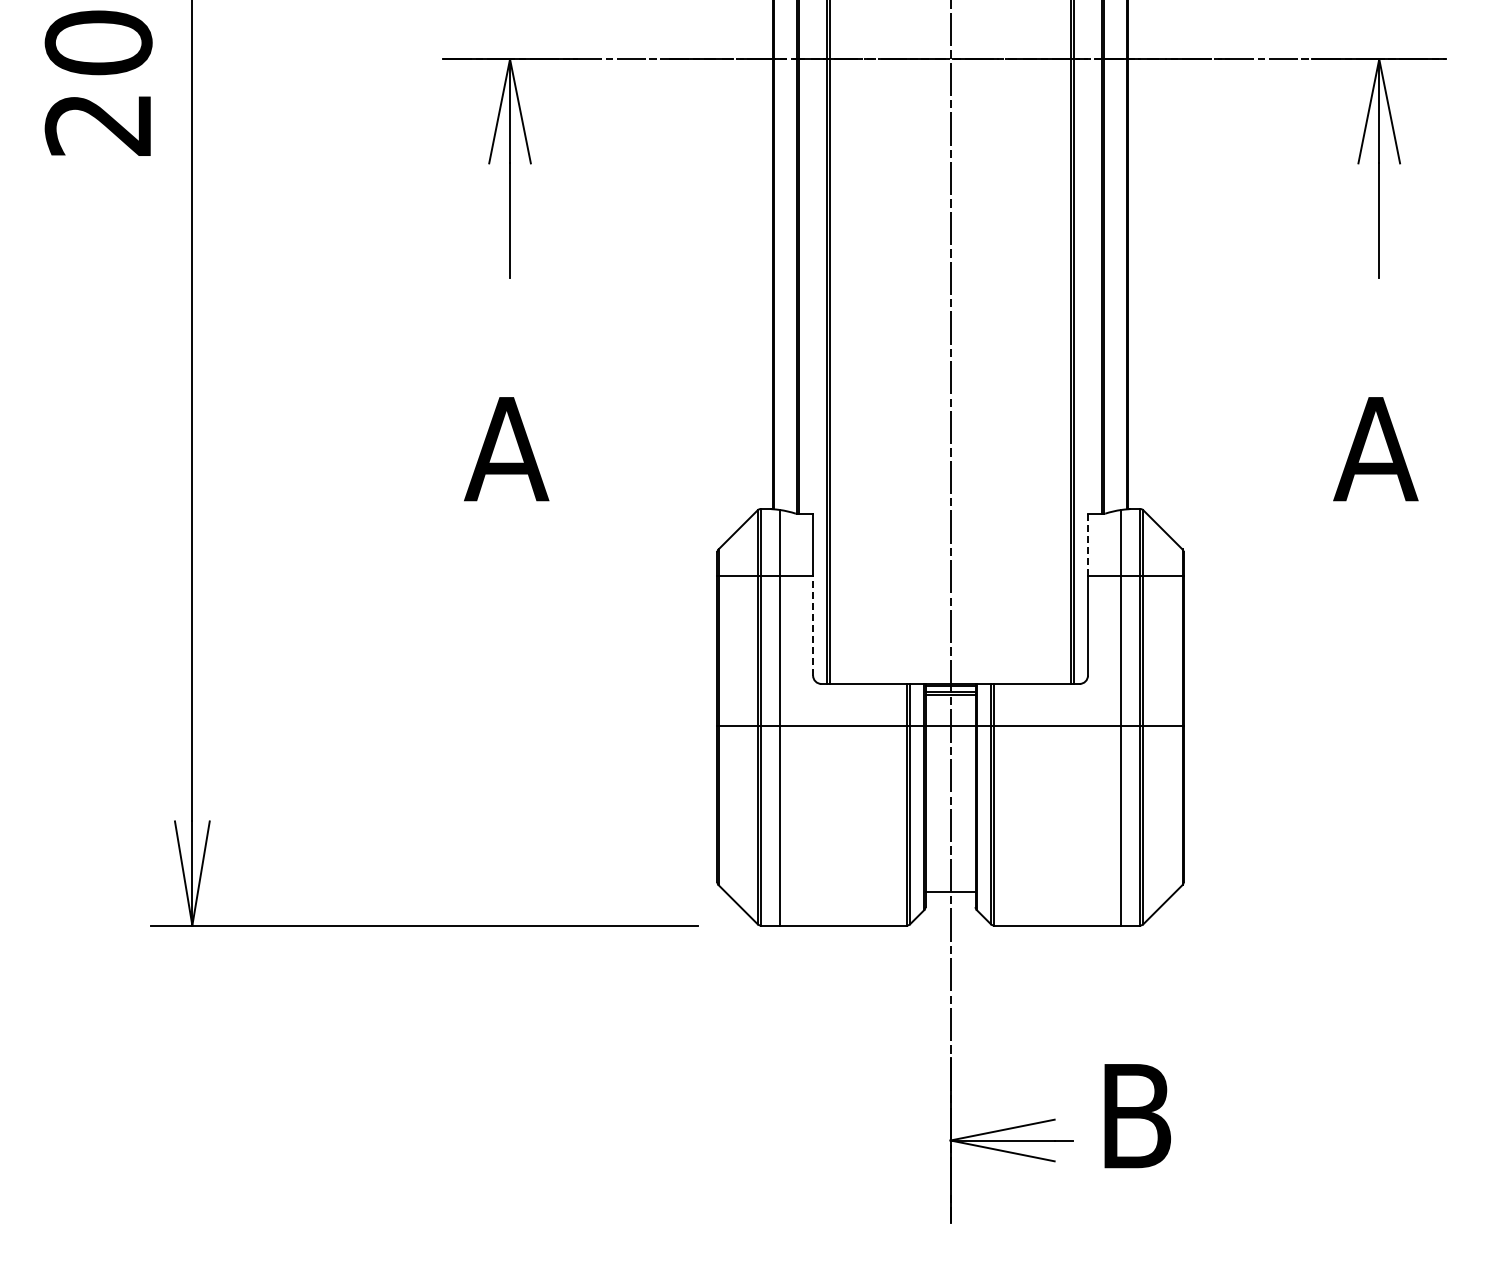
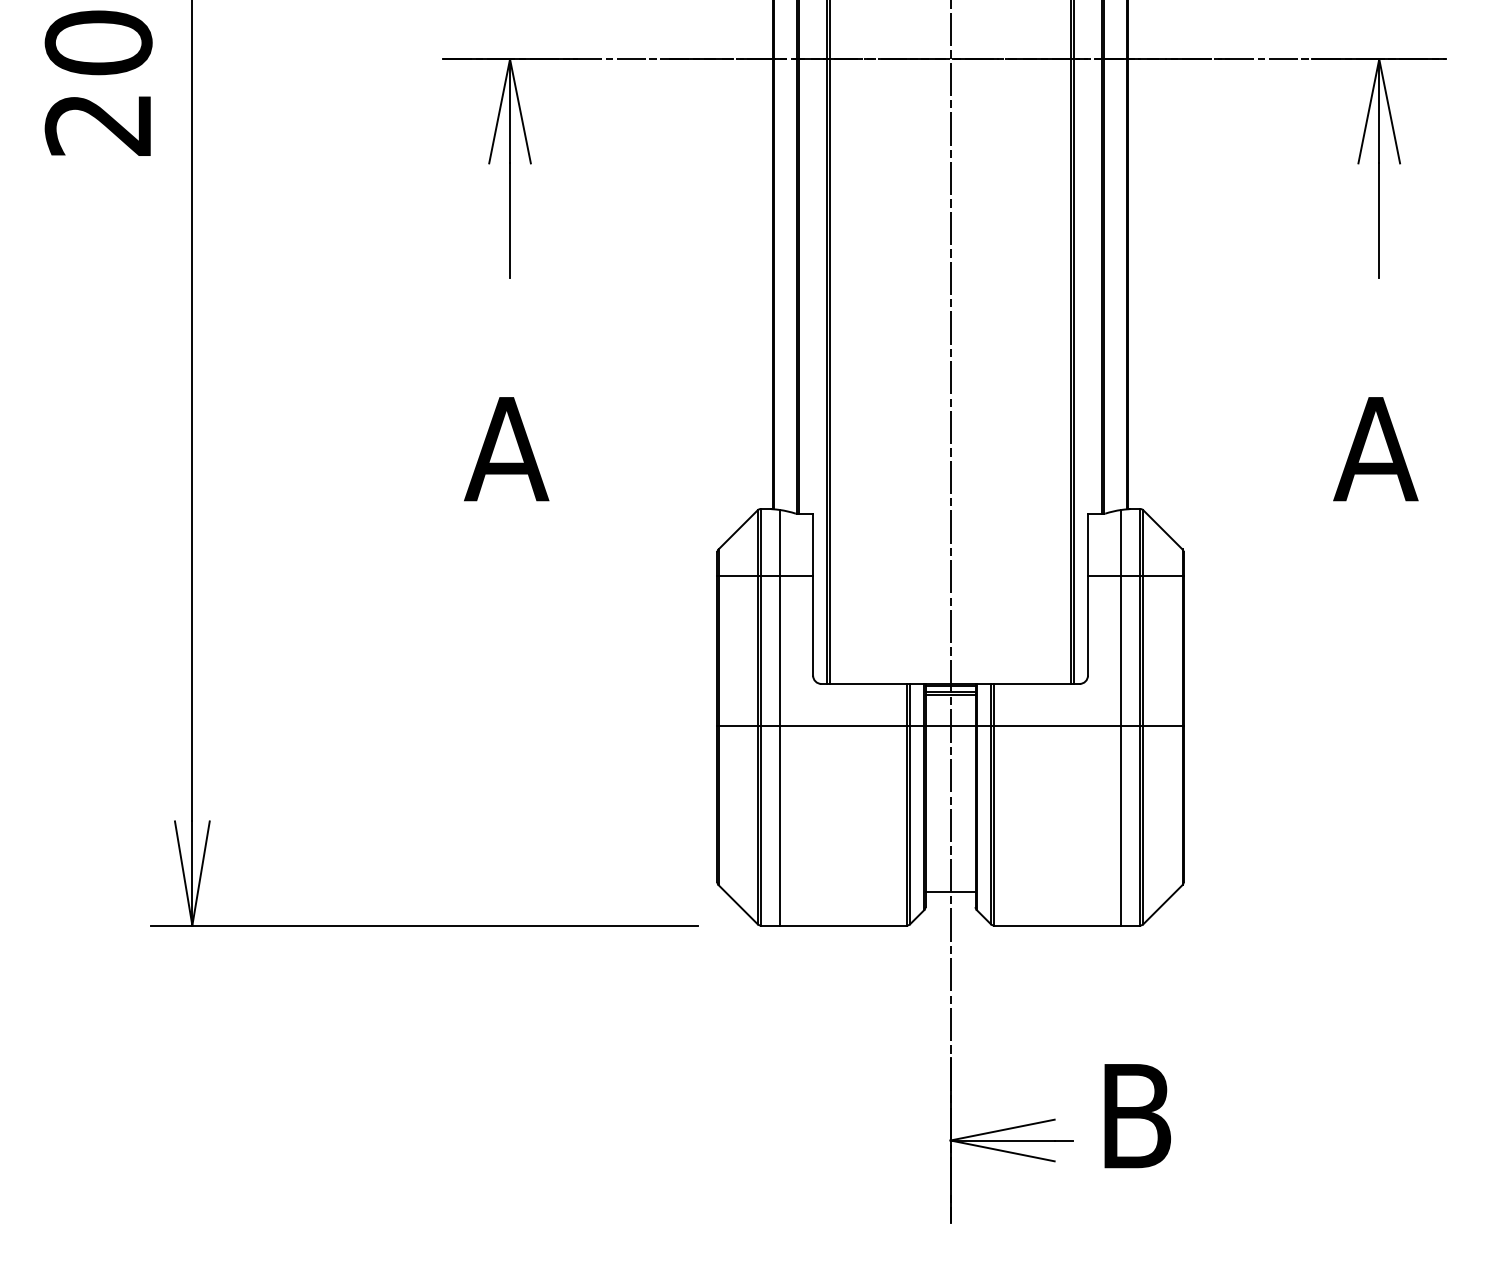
line: dashed -> solid (1087, 544)
line: dashed -> solid (813, 625)
